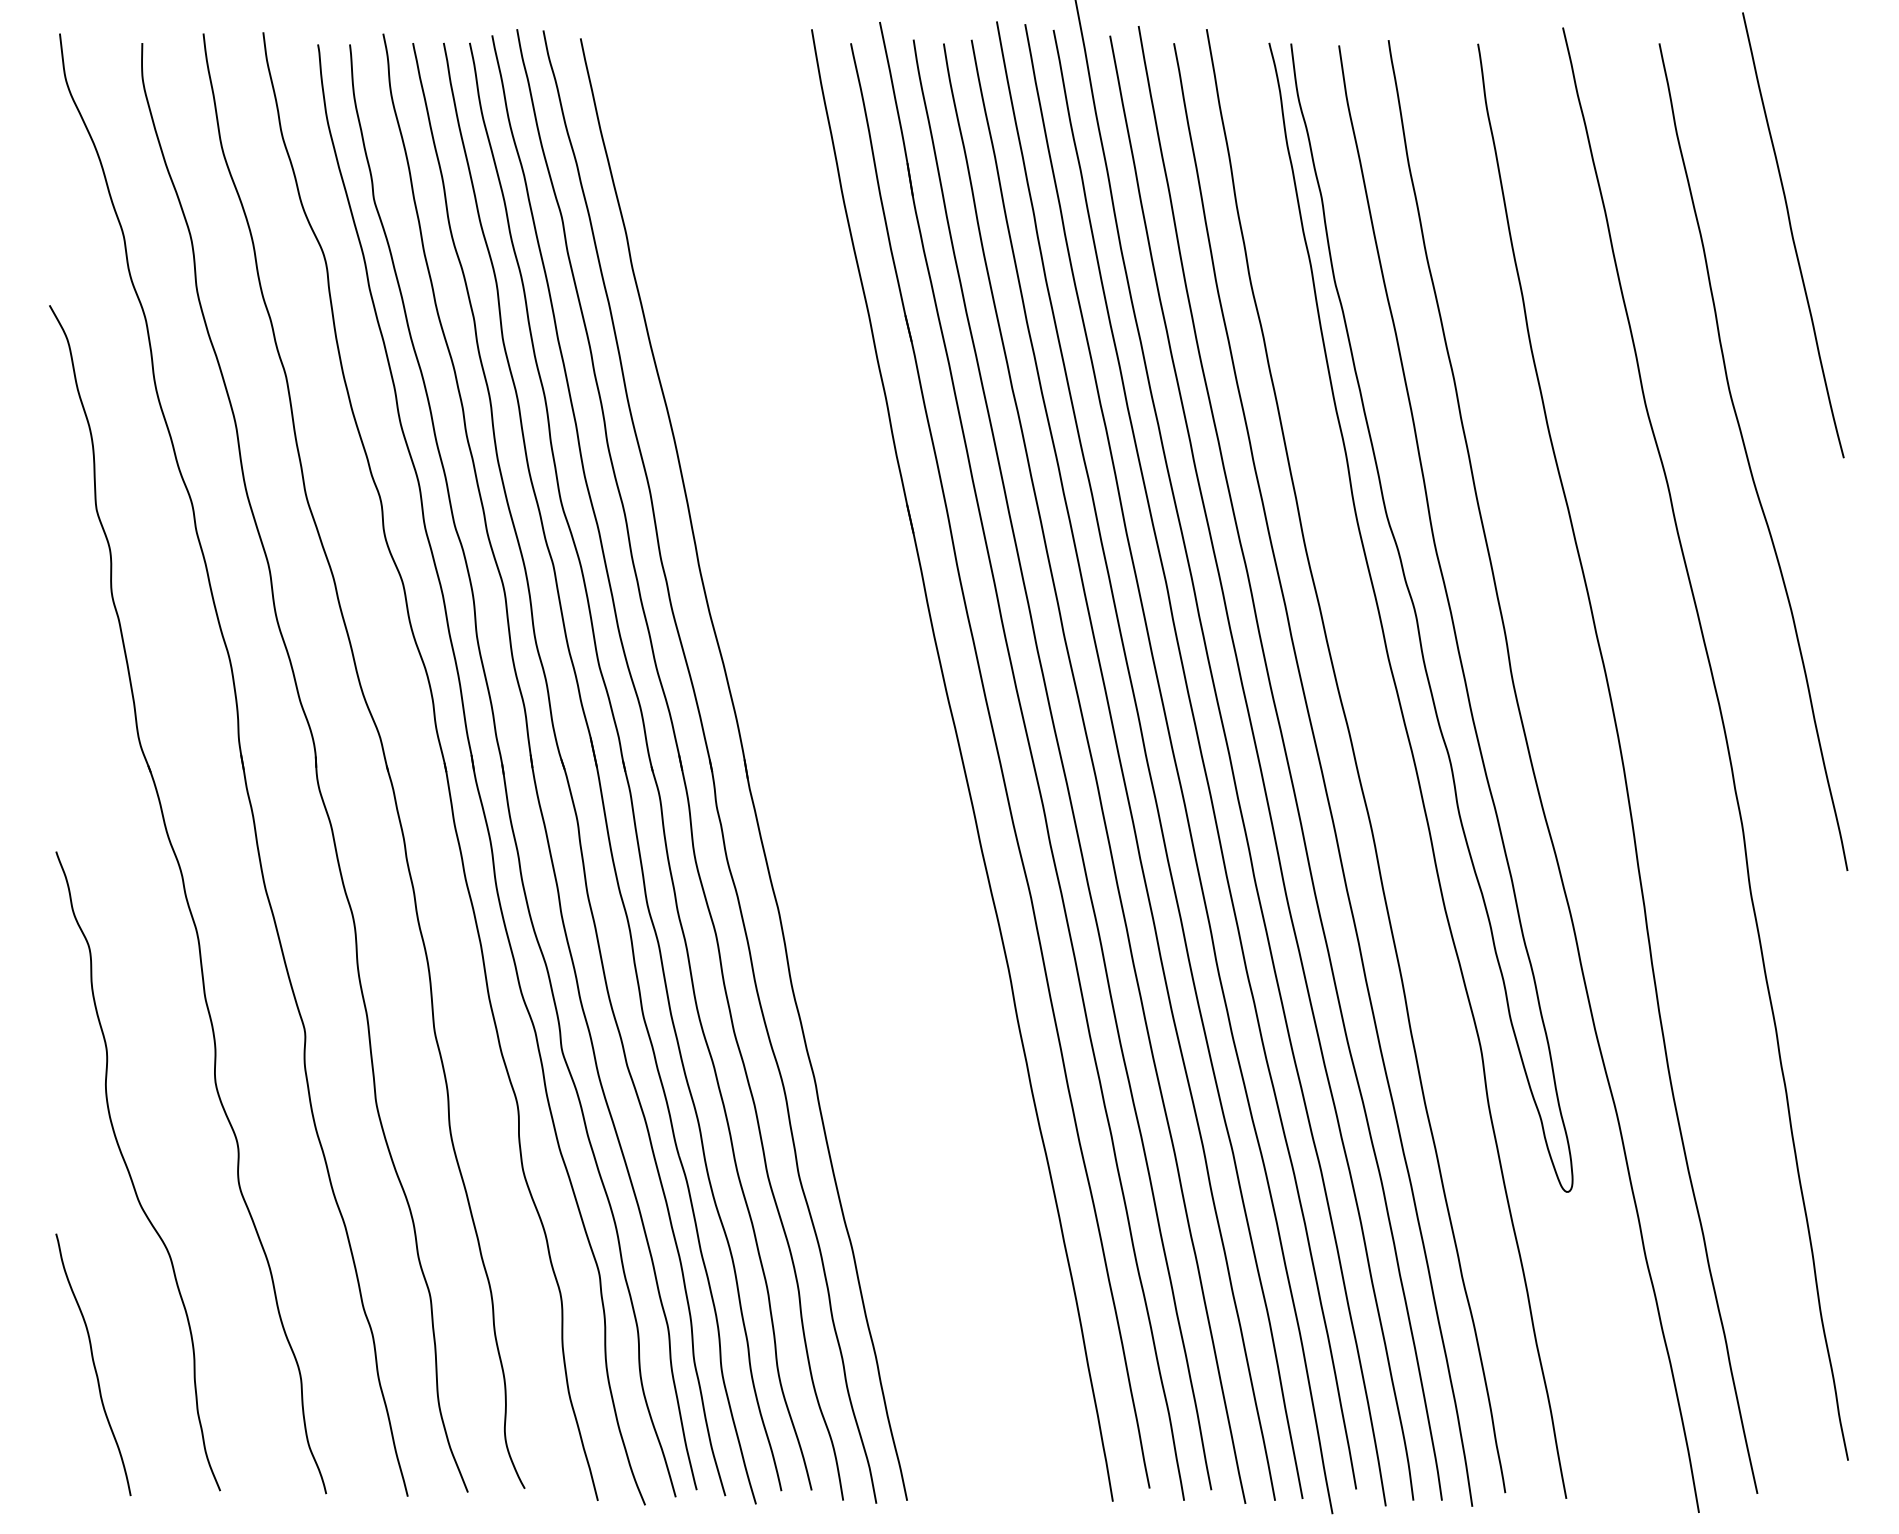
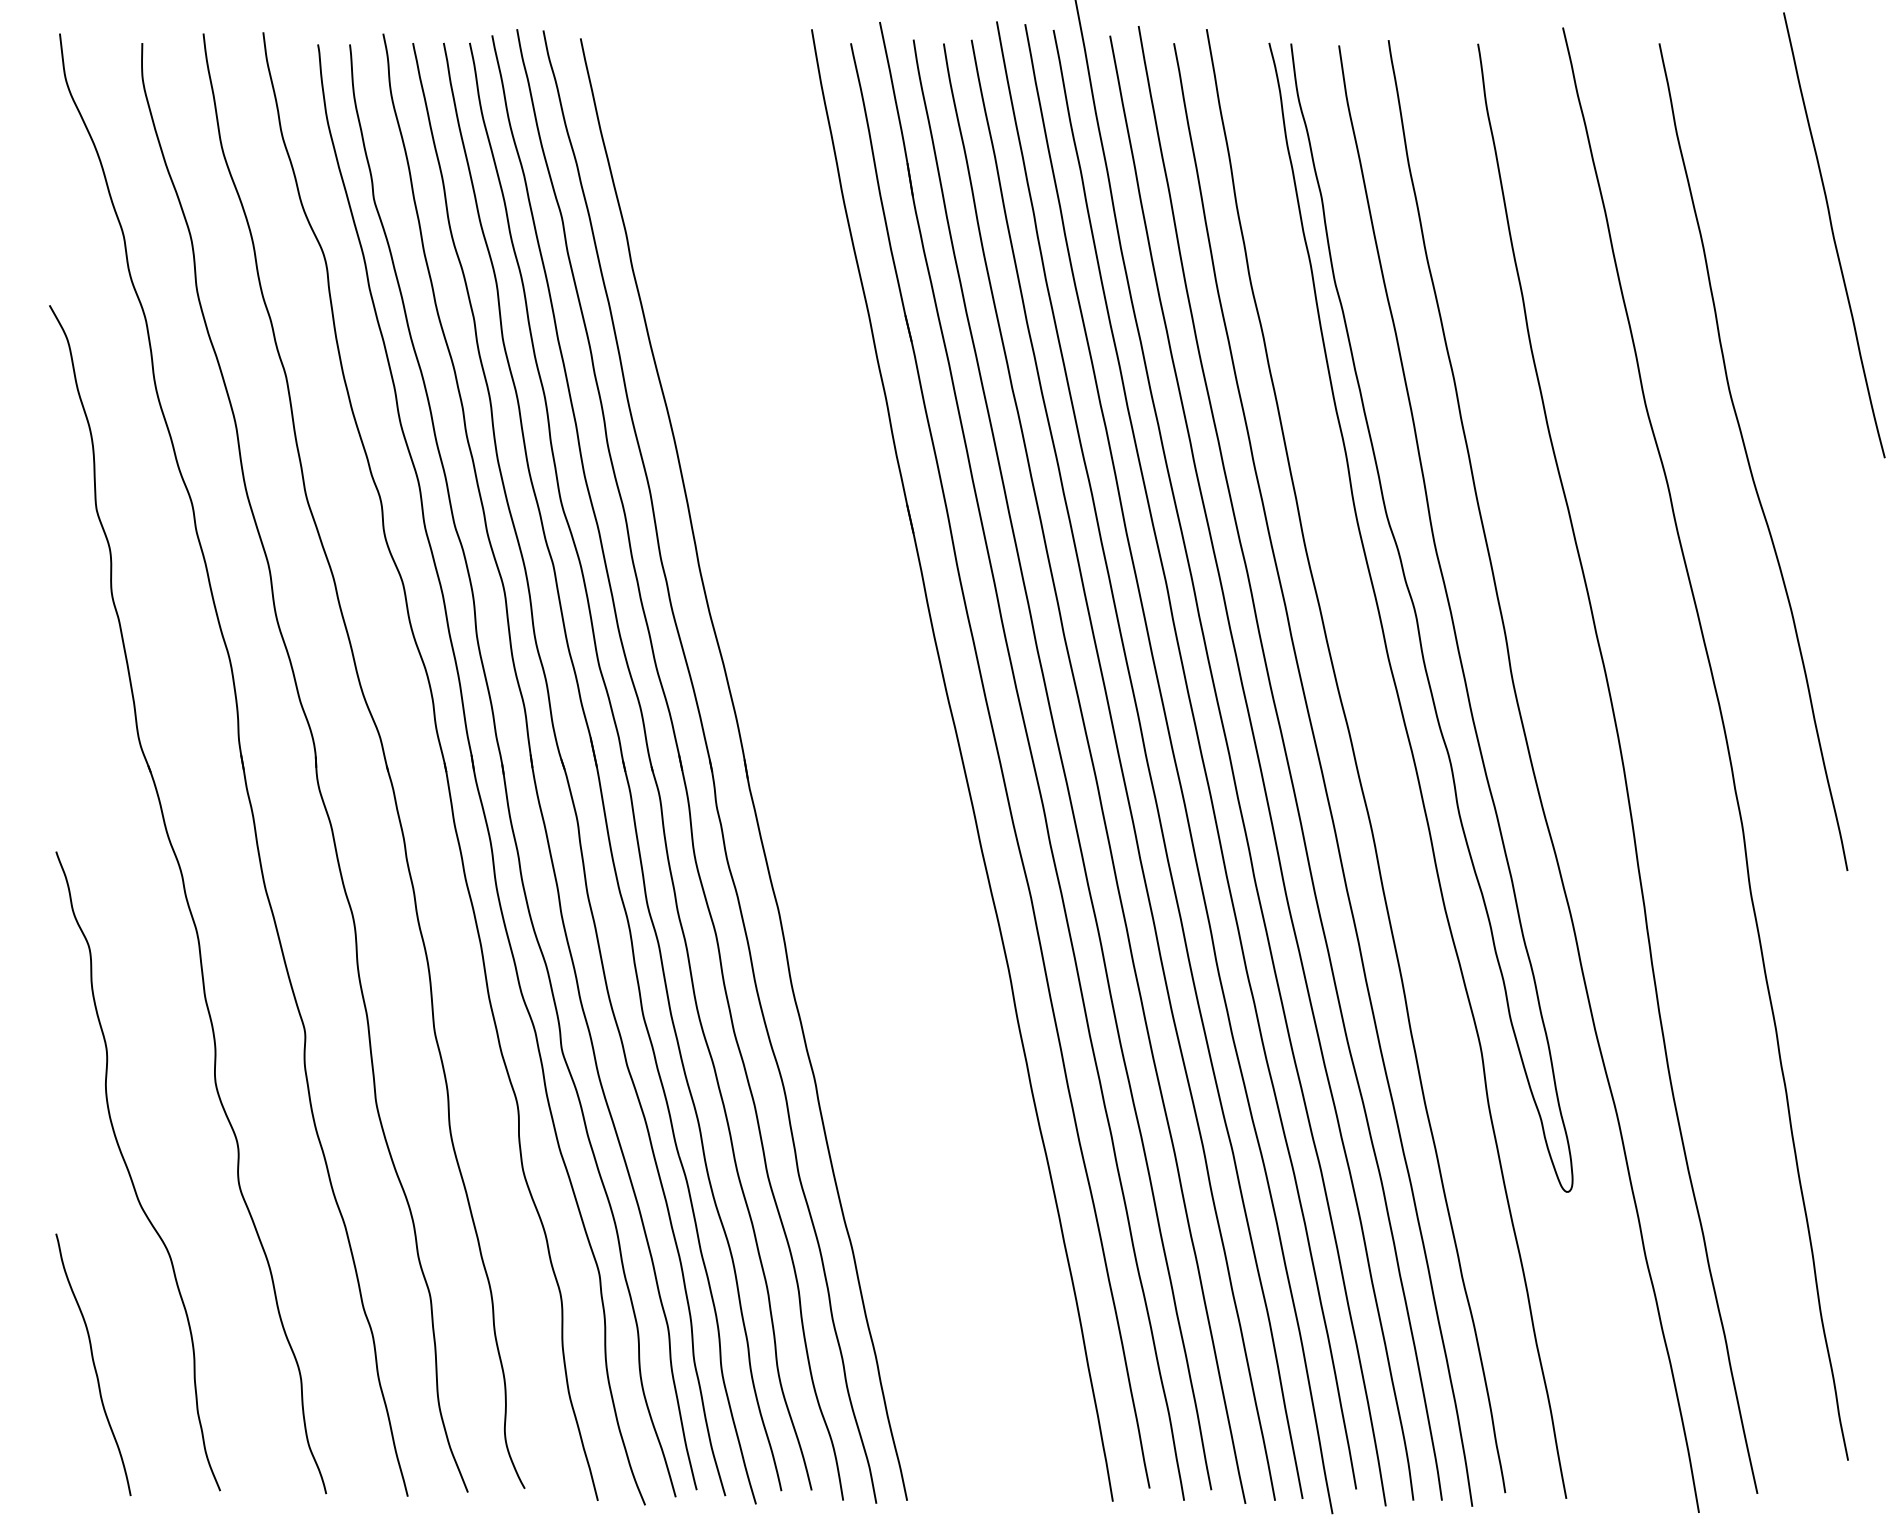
curve position: (1793, 235) -> (1834, 235) (1834, 235)
